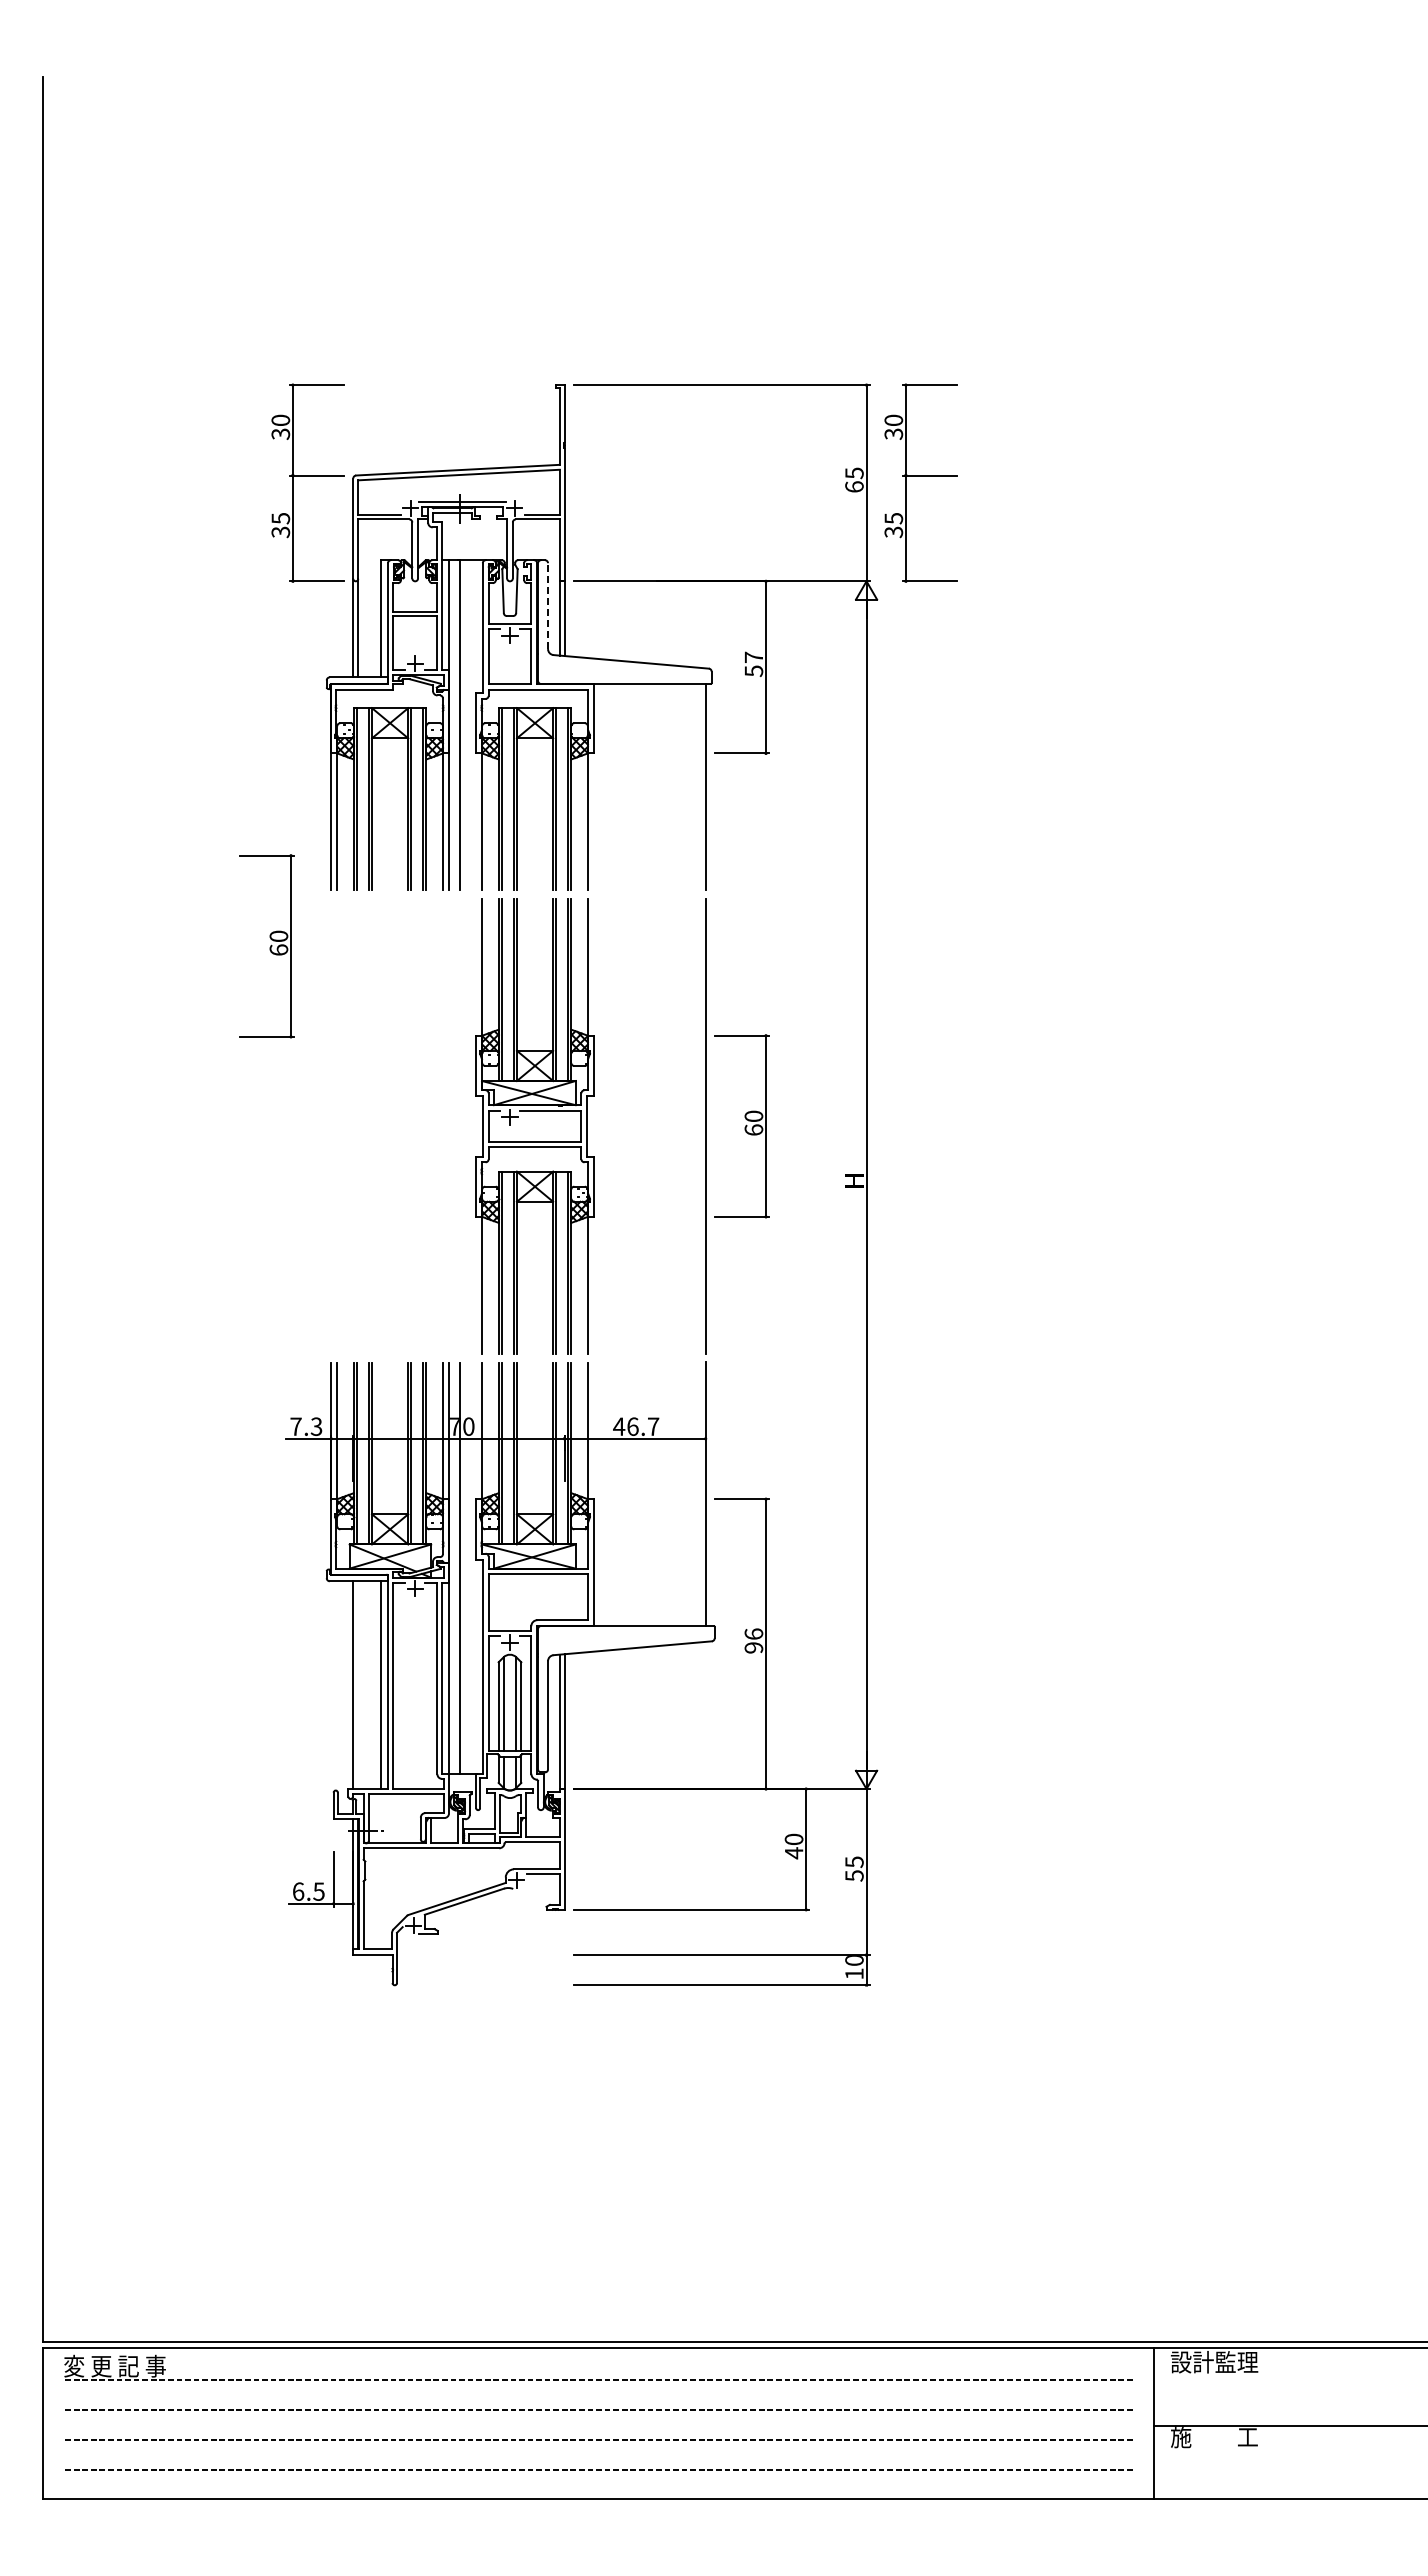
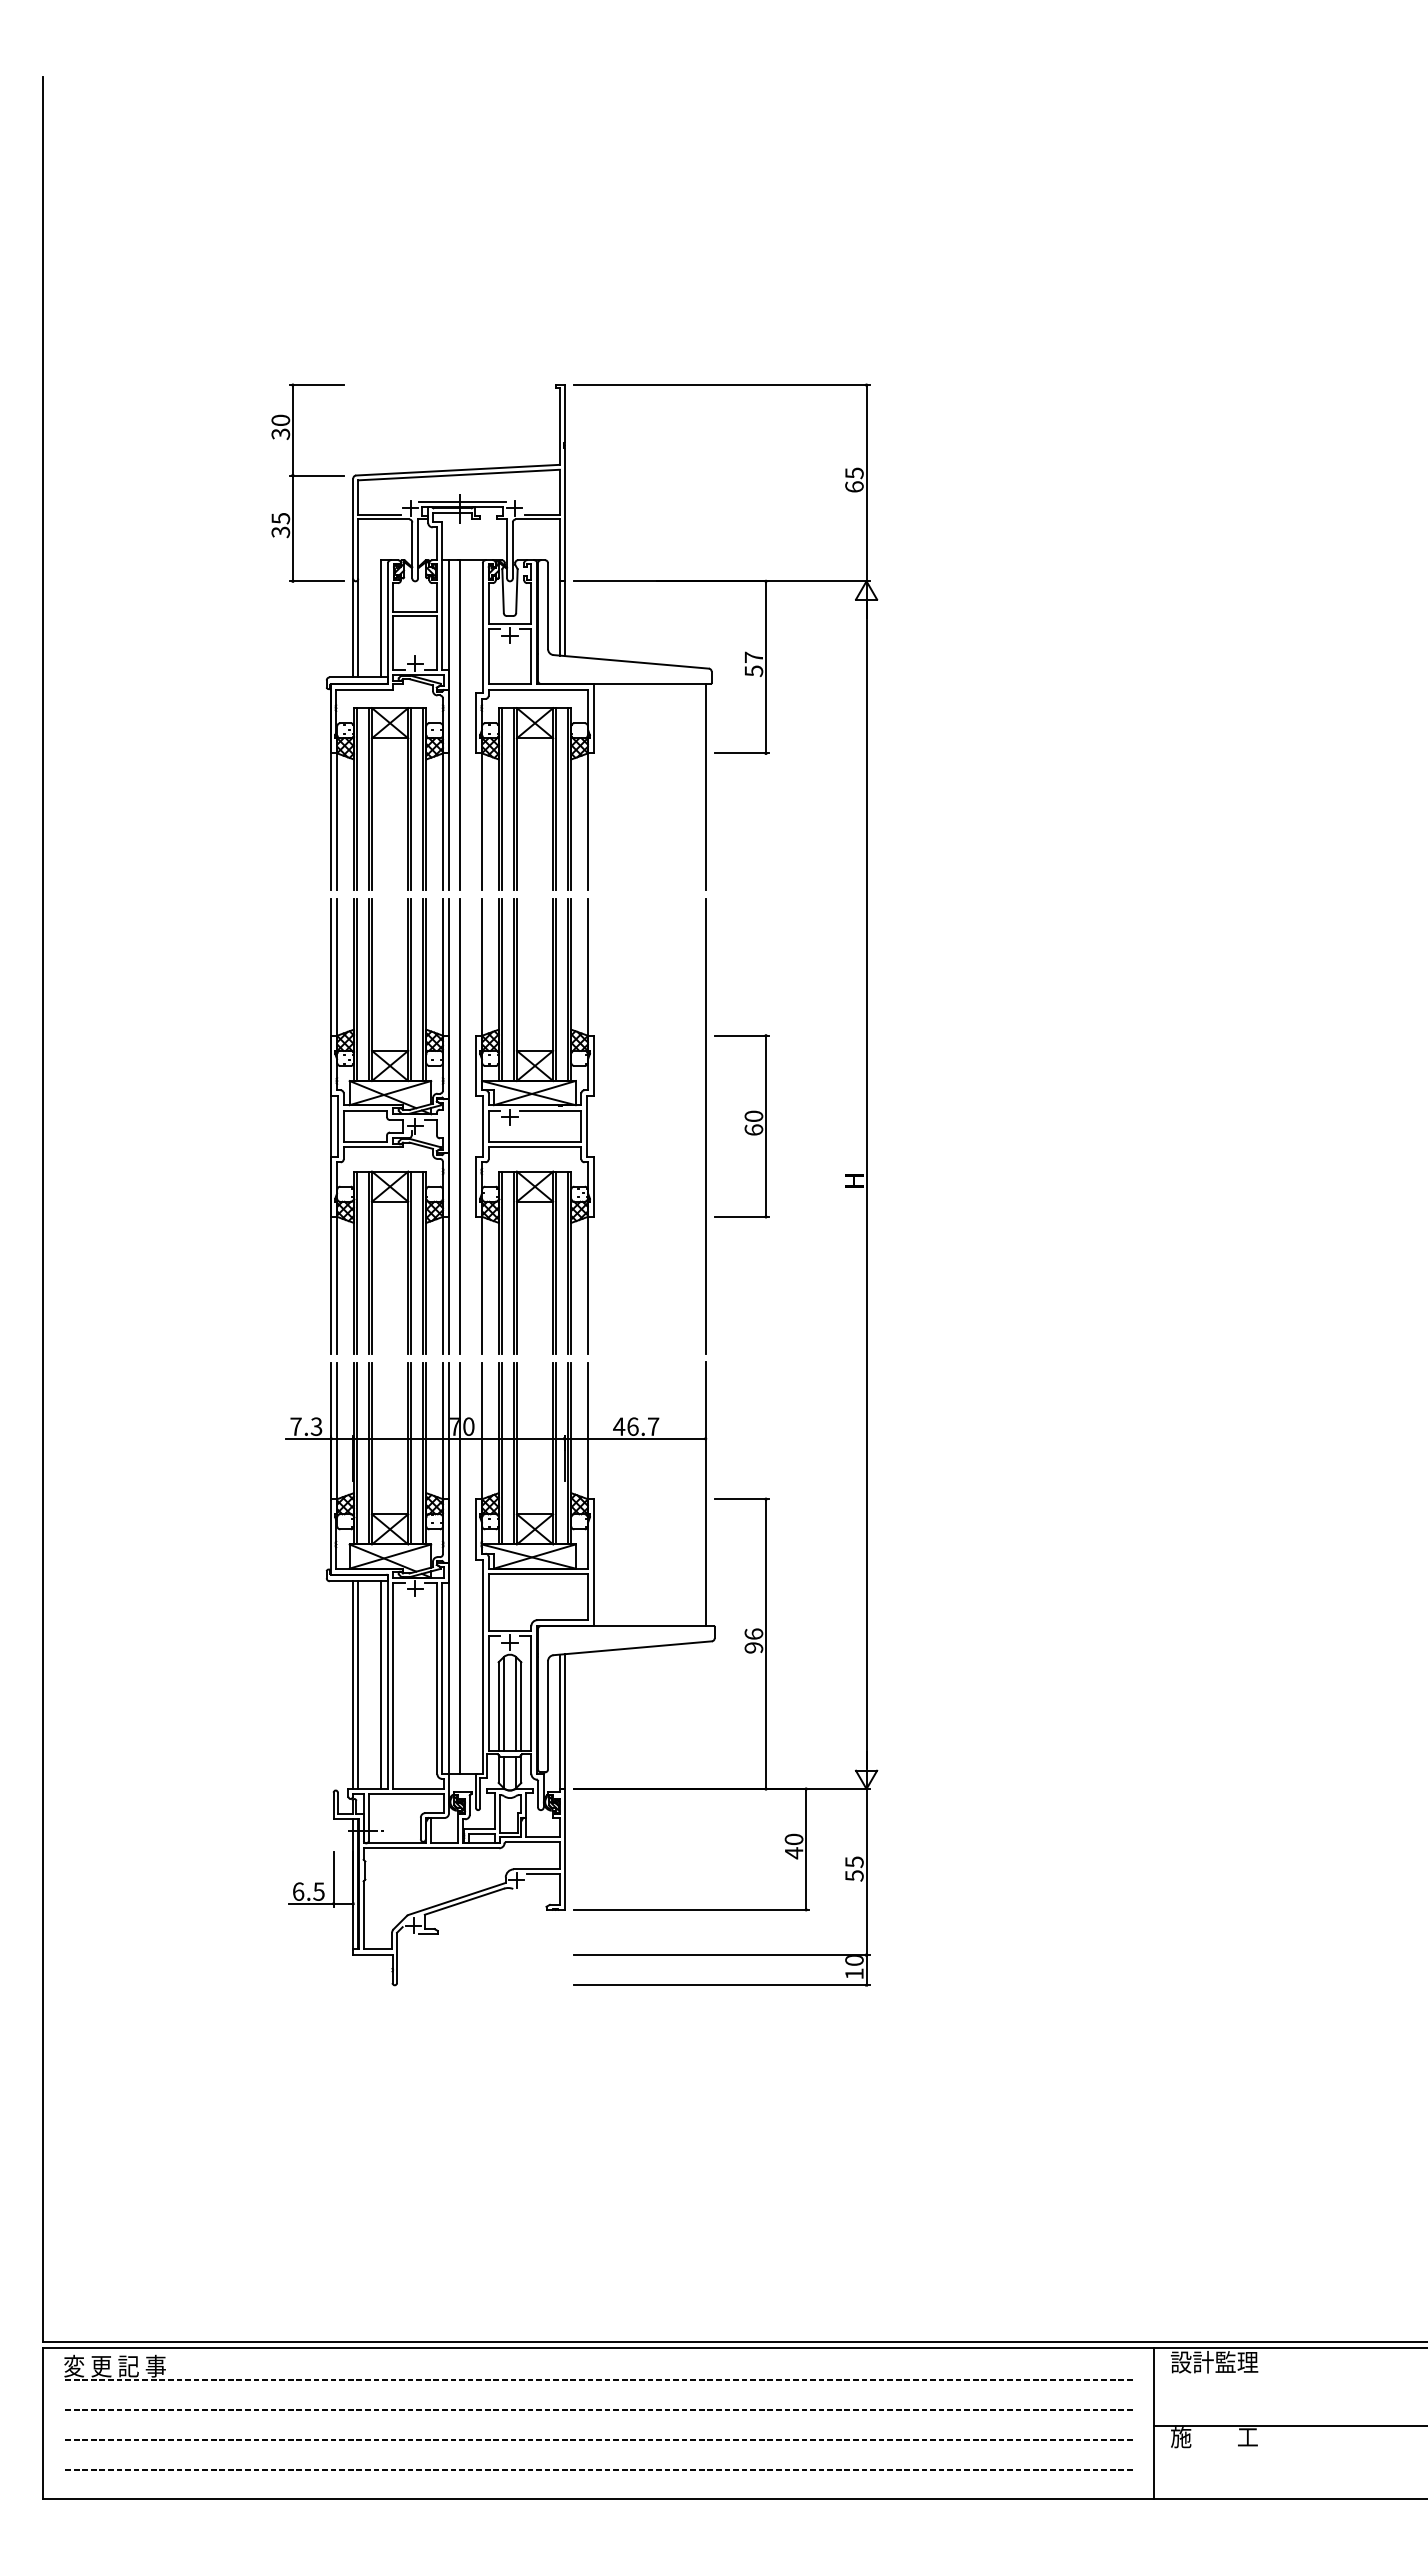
part: present -> none (920, 482)
line: dashed -> solid (548, 606)
part: present -> none (266, 946)
part: none -> present (389, 1126)
line: none -> present (459, 1126)
line: none -> present (358, 1685)
